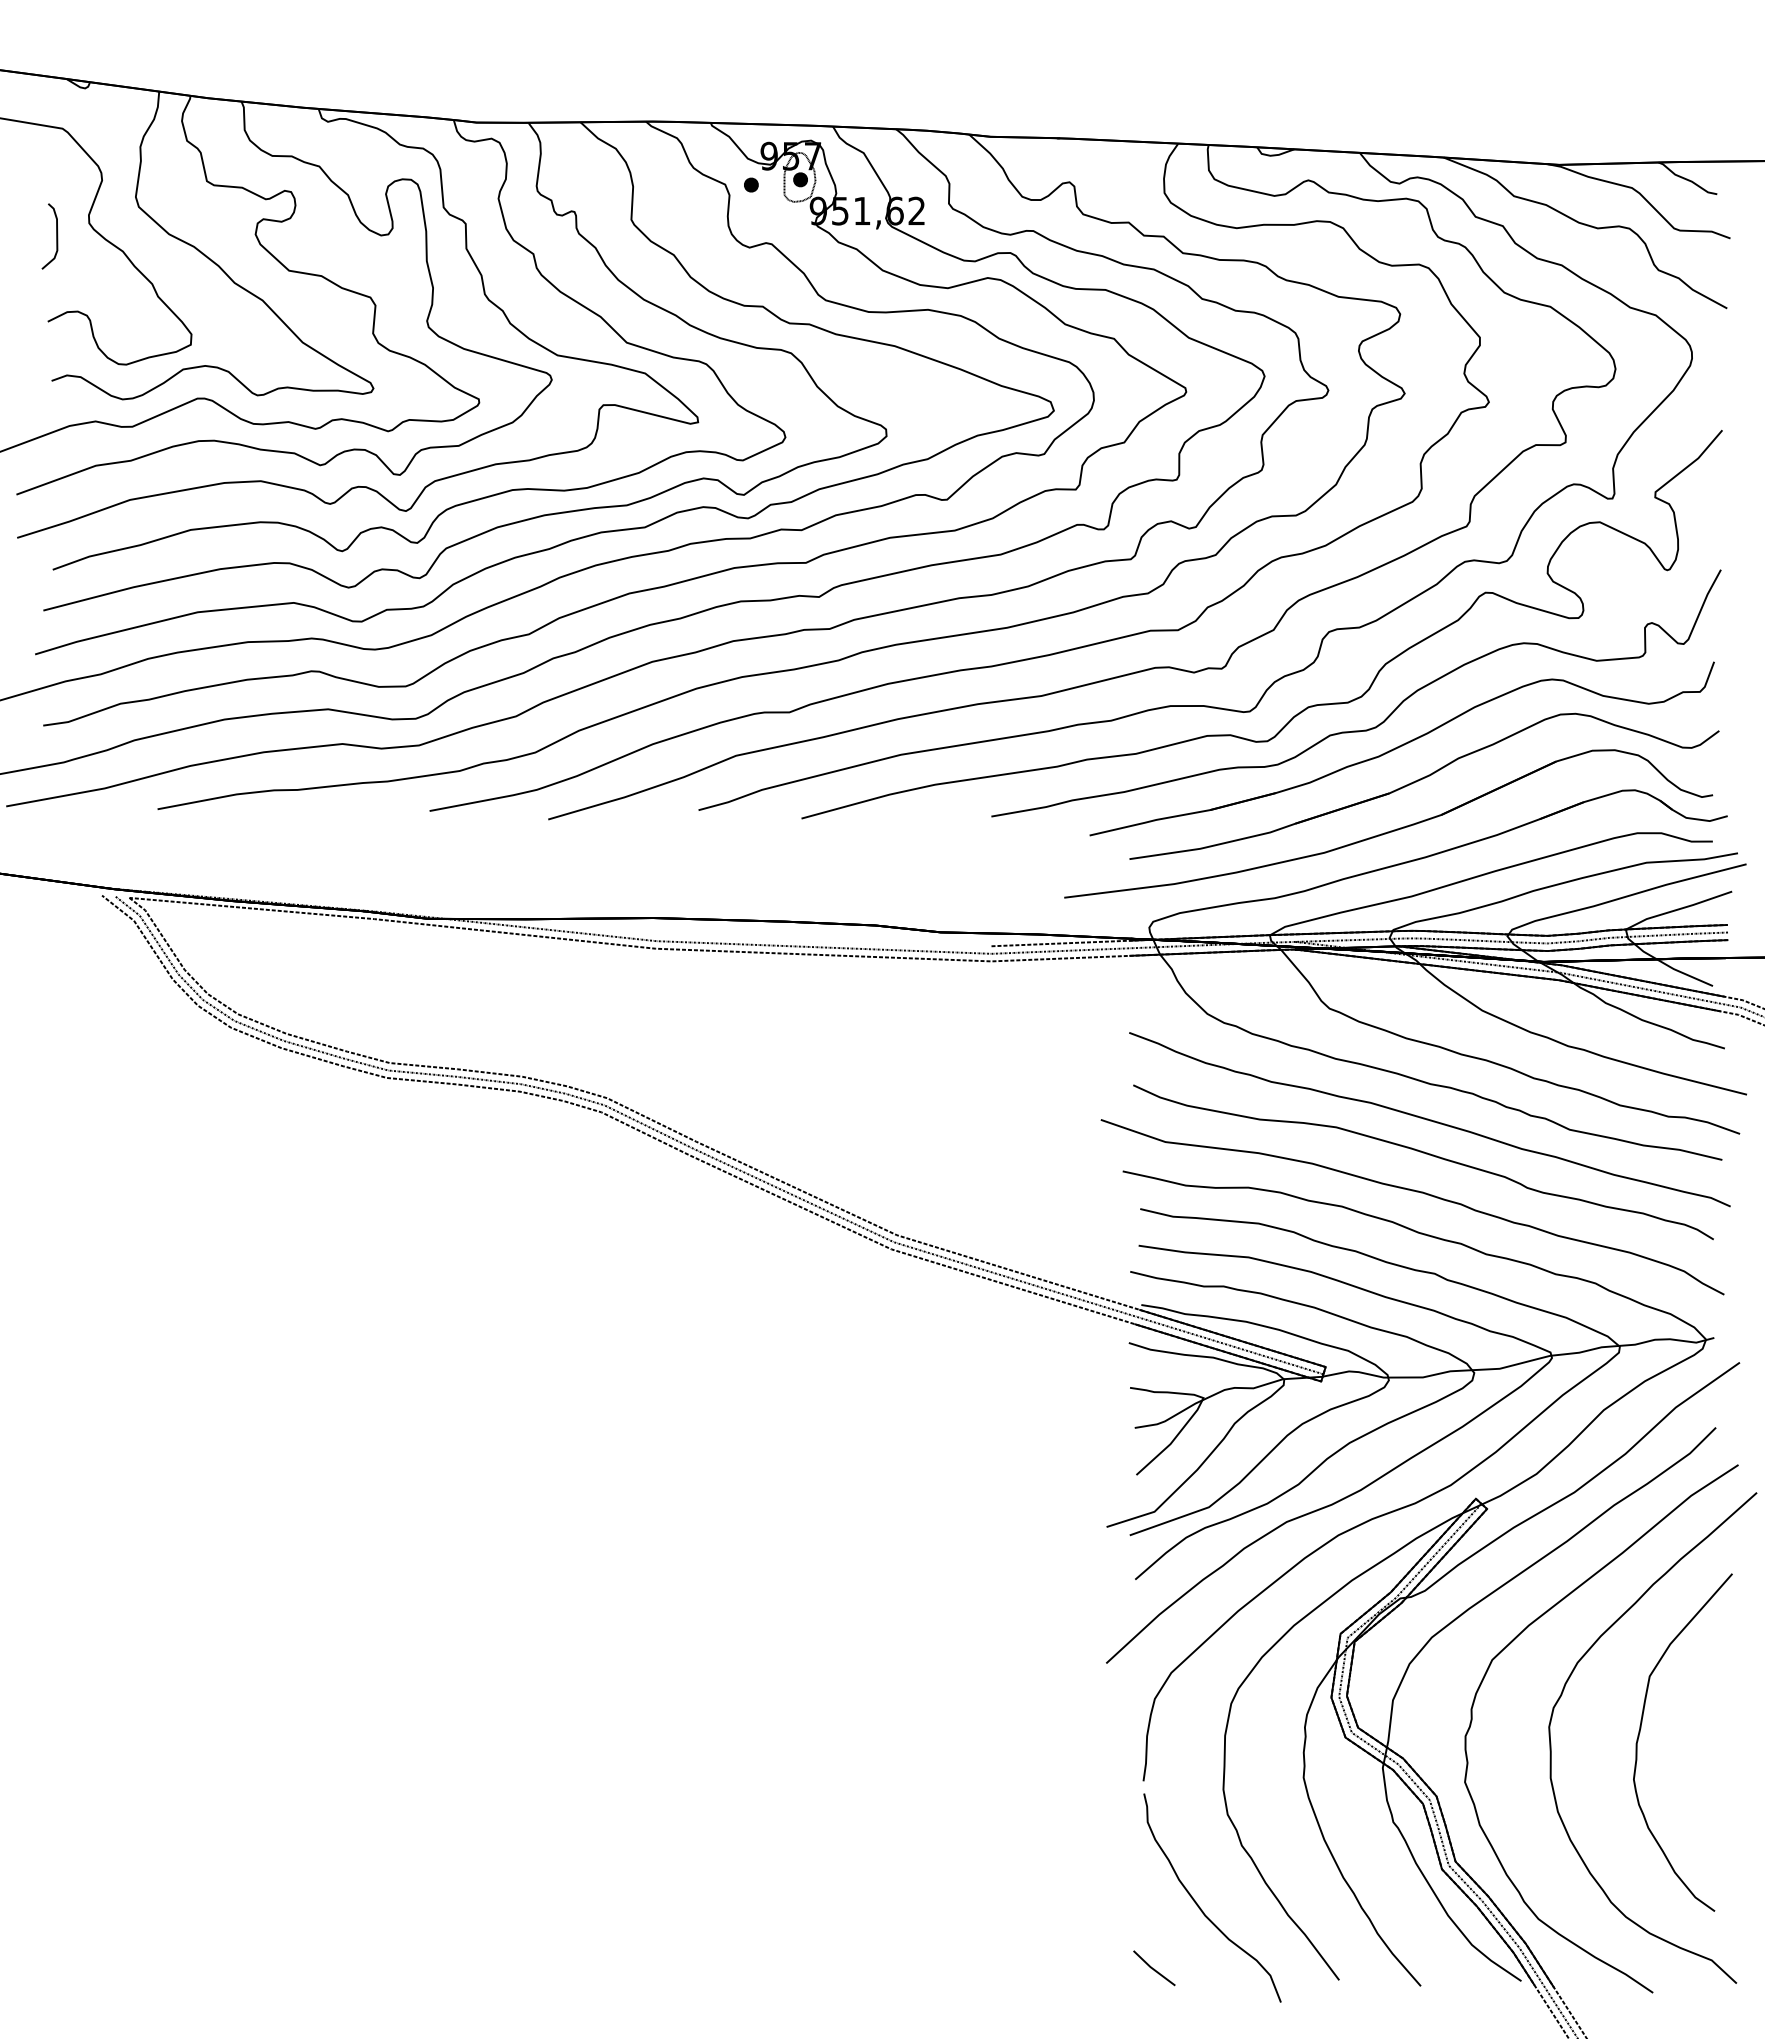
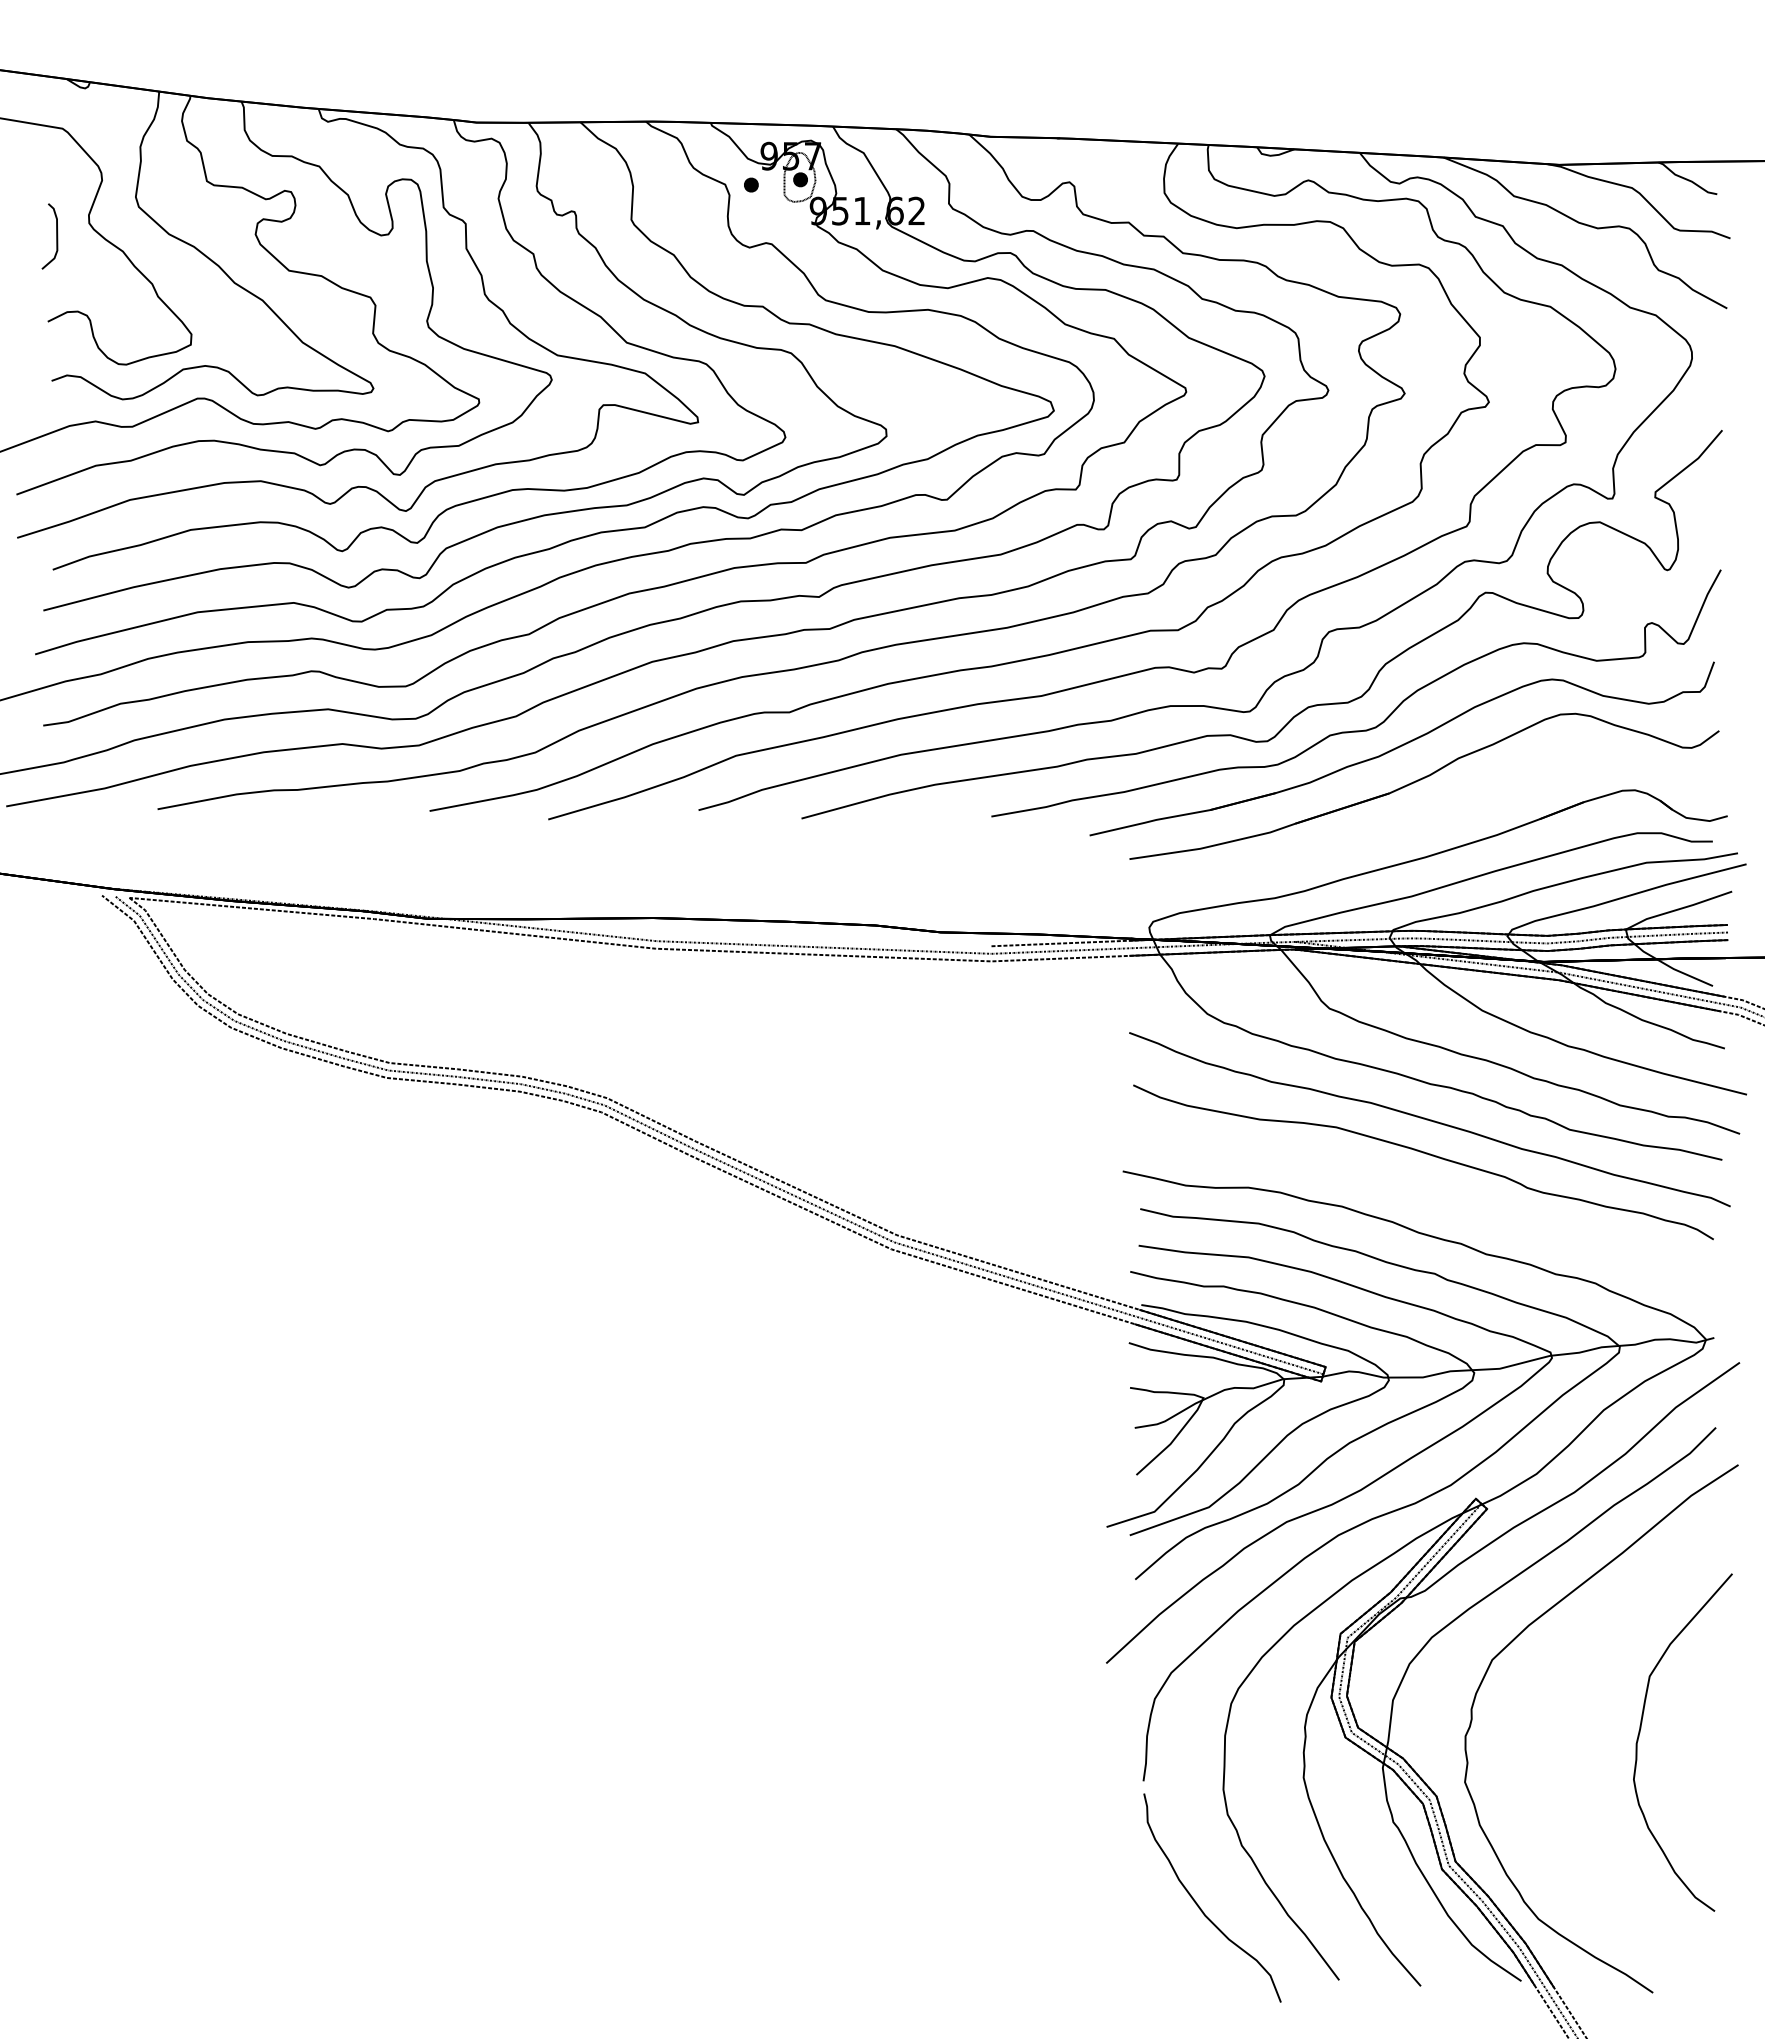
part: present -> none (1390, 830)
curve: present -> none (1416, 1192)
curve: present -> none (1563, 1692)
line: present -> none (1154, 1968)
